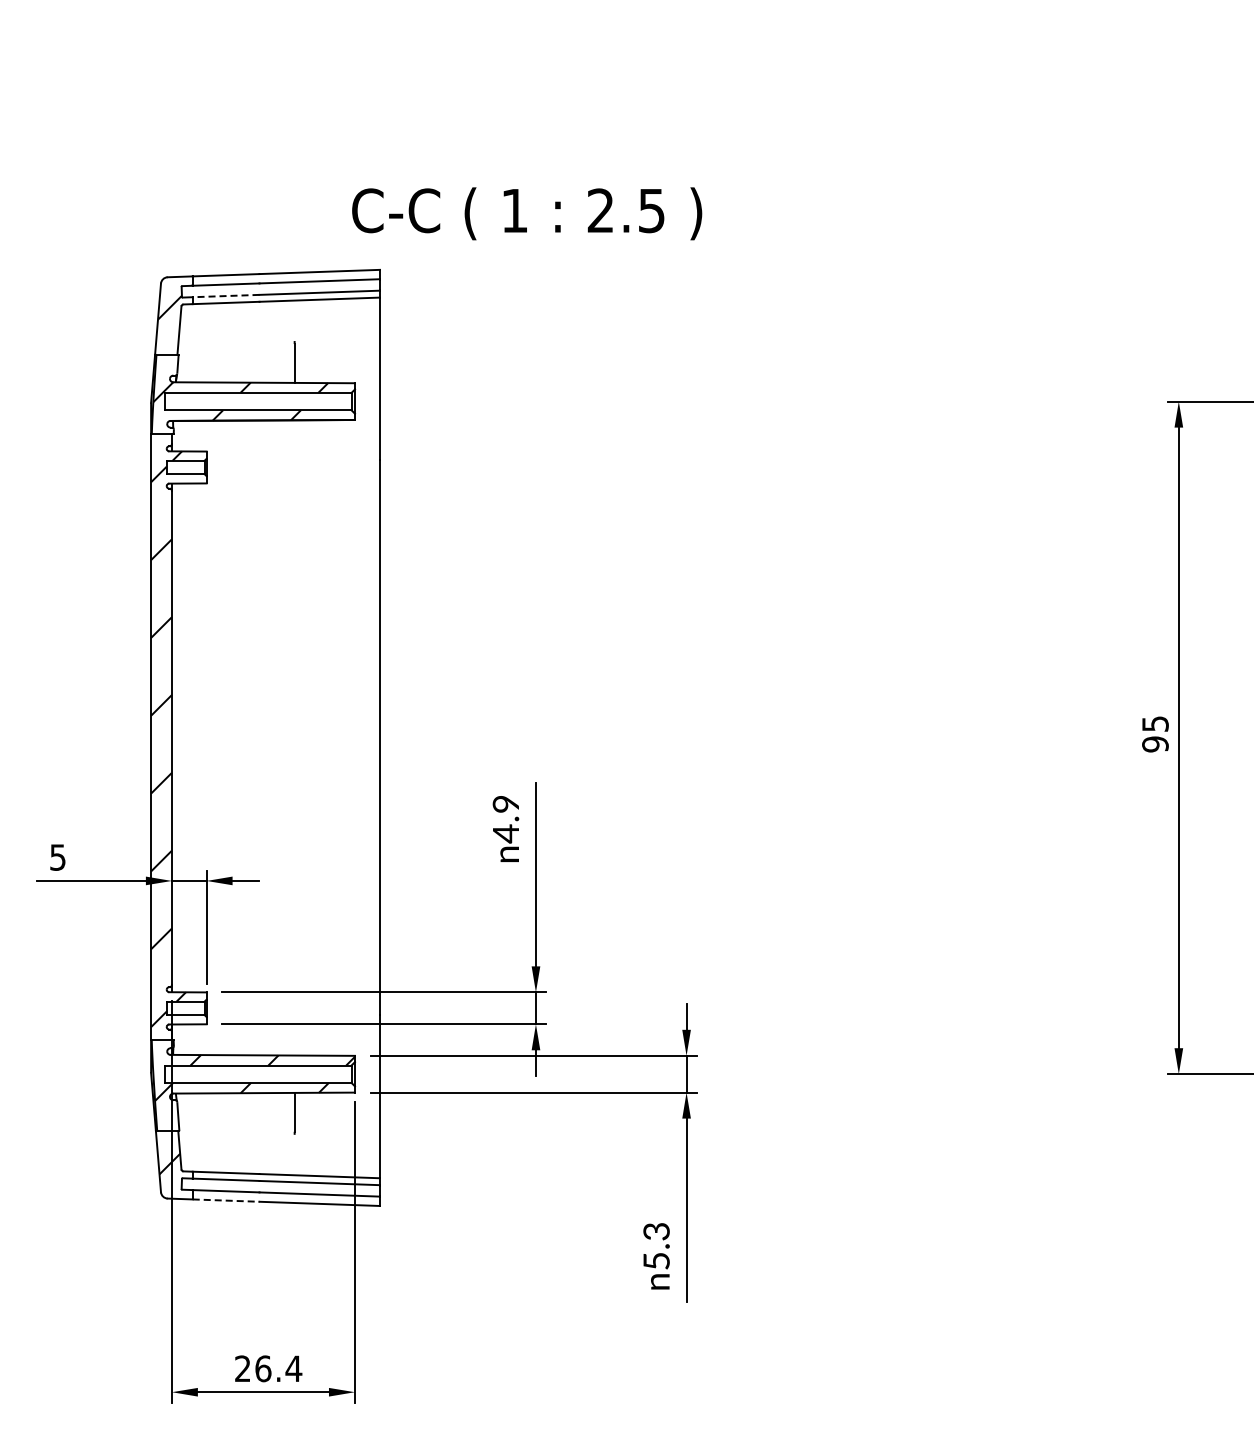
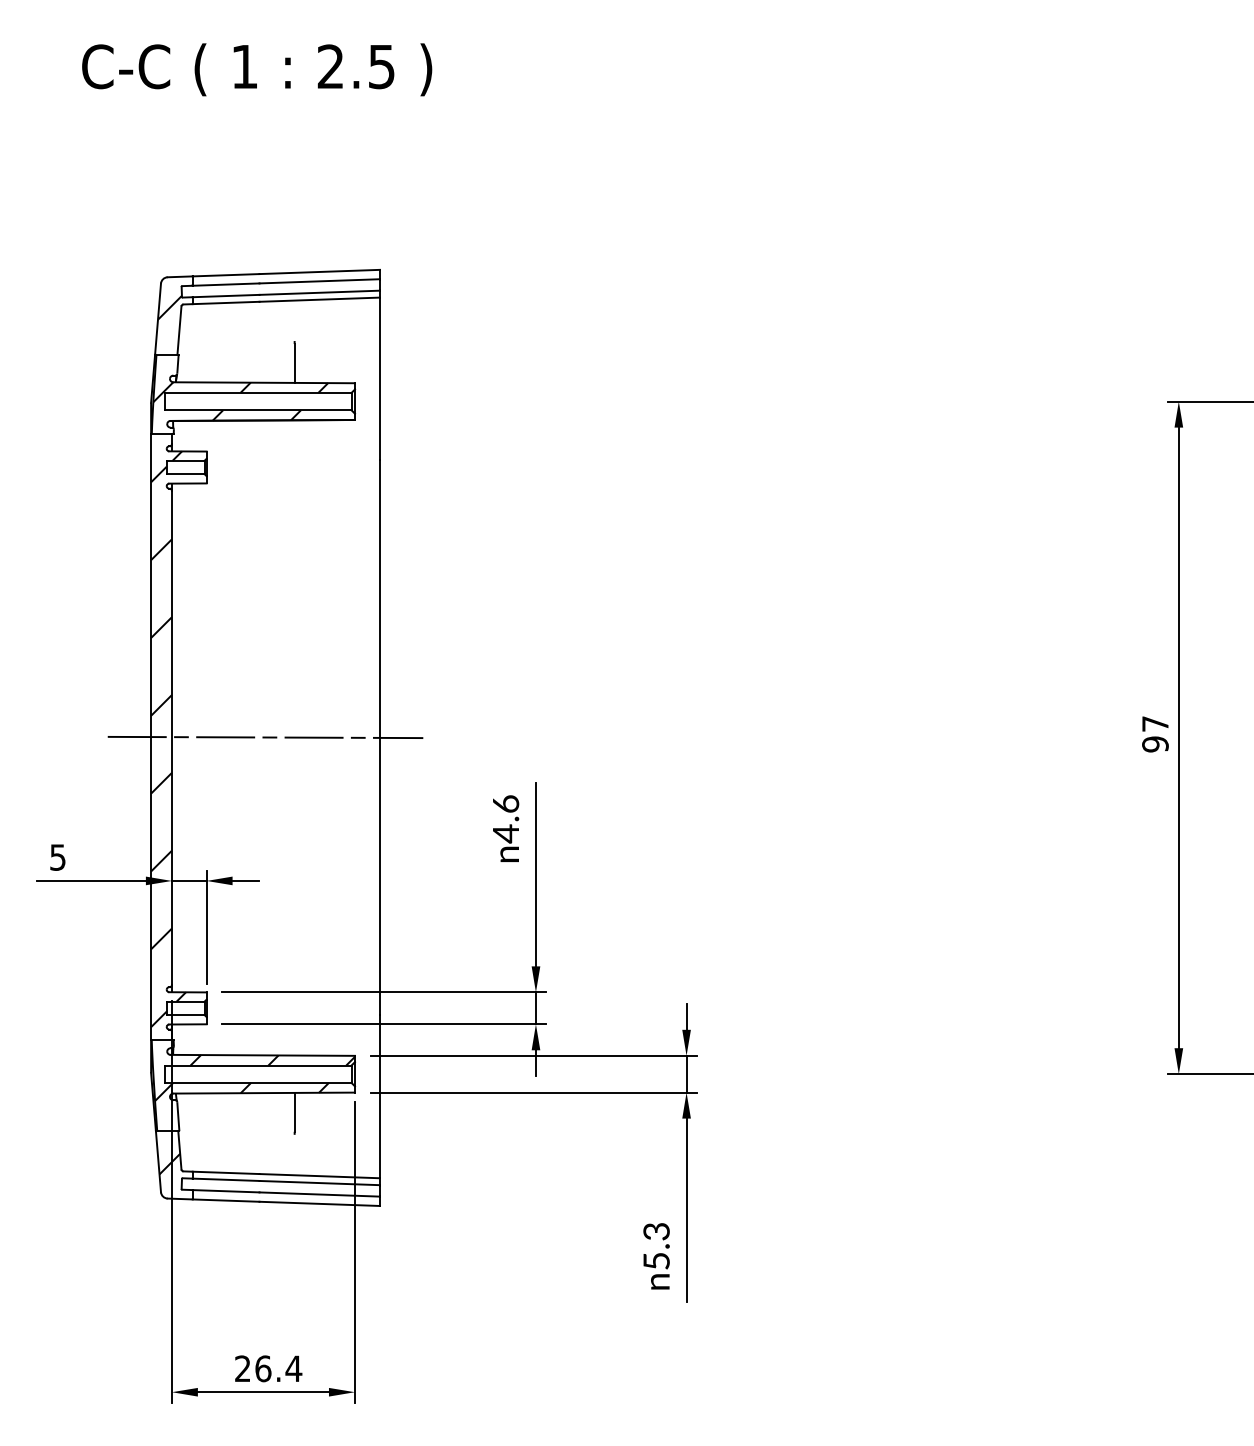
text position: (527, 213) -> (257, 69) (257, 69)
line: dashed -> solid (225, 296)
text: 95 -> 97 (1155, 723)
line: none -> present (265, 737)
text: 4.9 -> 4.6 (505, 803)
line: dashed -> solid (226, 1200)
